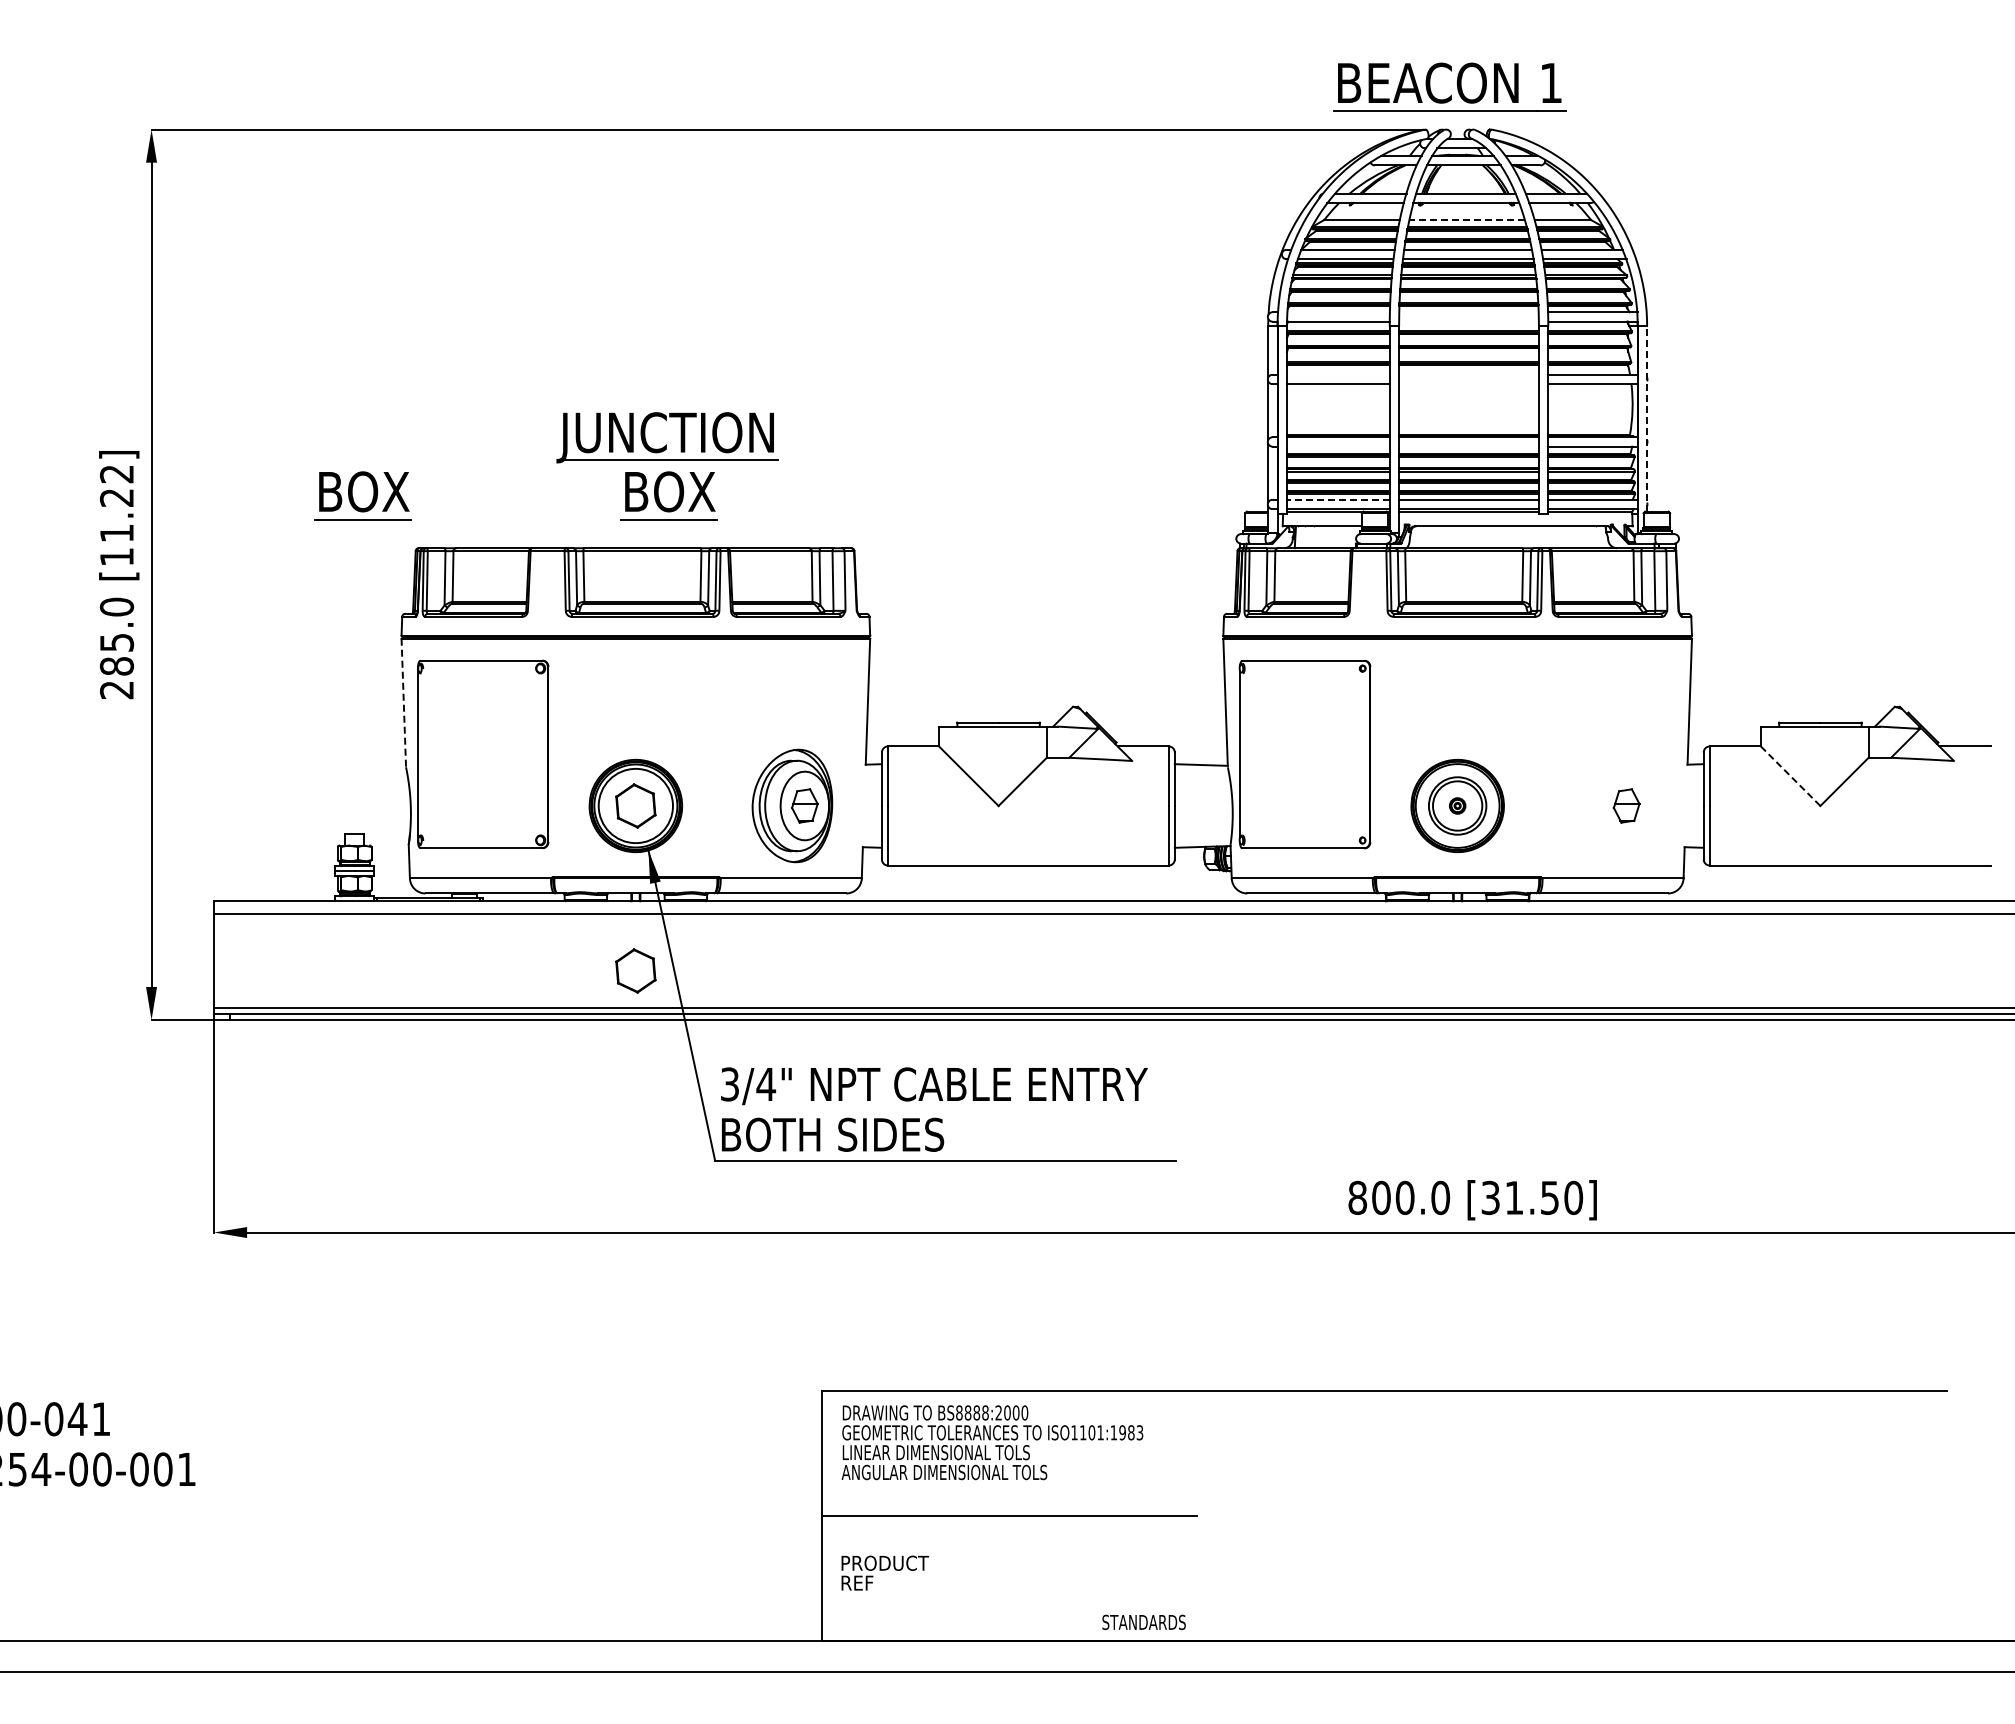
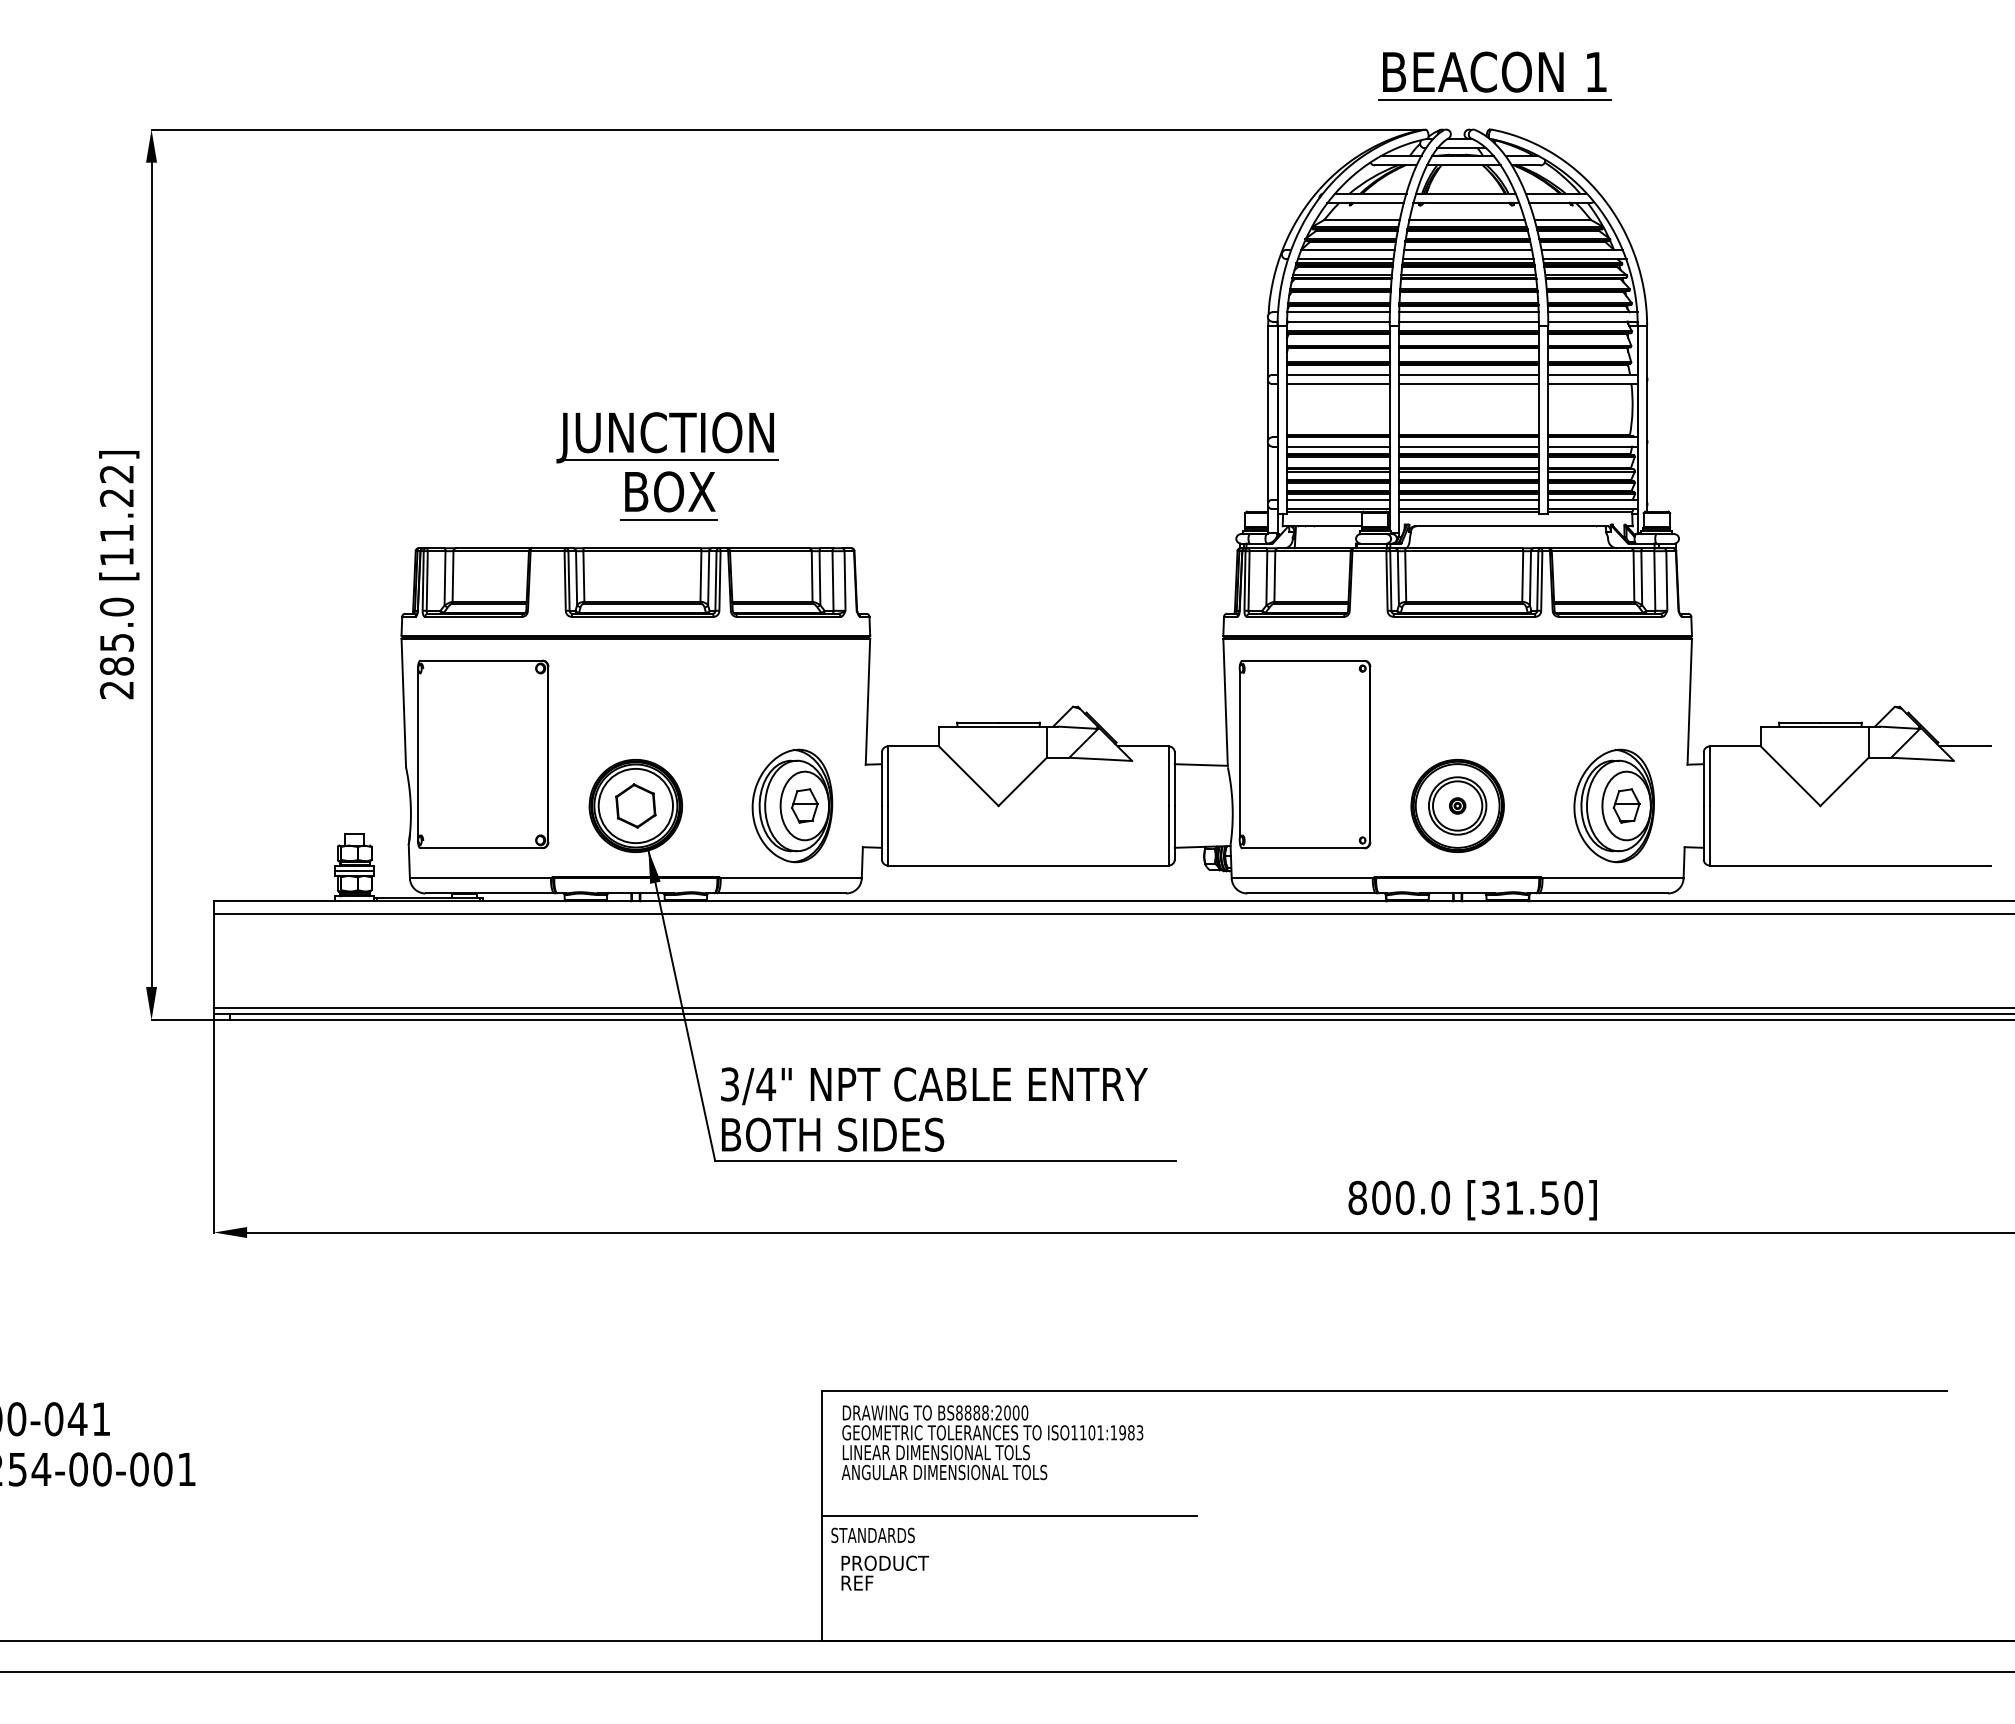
part position: (1457, 86) -> (1502, 75) (1502, 75)
line: dashed -> solid (1467, 220)
line: none -> present (1338, 312)
line: none -> present (1468, 312)
line: none -> present (1468, 321)
line: none -> present (1337, 374)
line: none -> present (1468, 374)
line: none -> present (1468, 384)
line: dashed -> solid (1647, 419)
line: none -> present (1337, 446)
line: none -> present (1468, 446)
part: present -> none (362, 495)
line: dashed -> solid (1337, 499)
line: dashed -> solid (403, 703)
line: dashed -> solid (1790, 776)
part: none -> present (1613, 805)
part: present -> none (635, 970)
text position: (1143, 1622) -> (872, 1535) (872, 1535)
